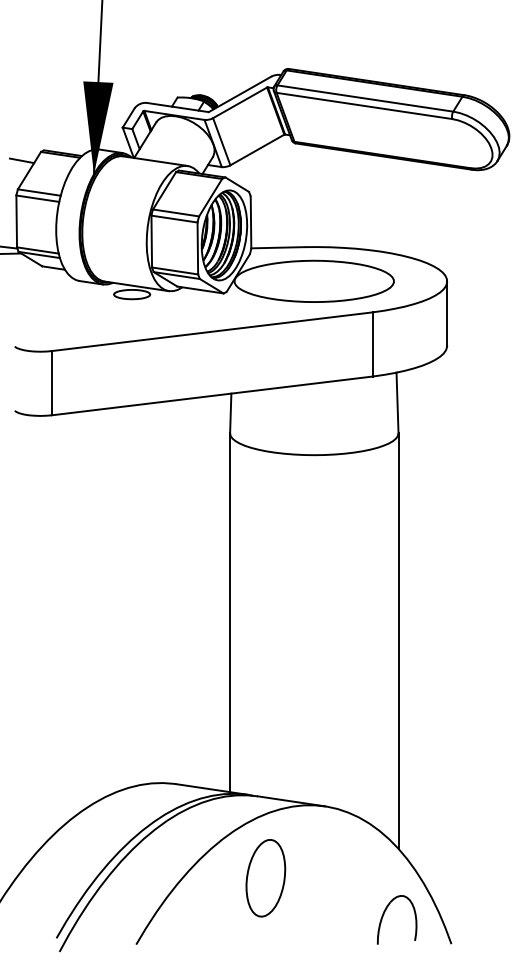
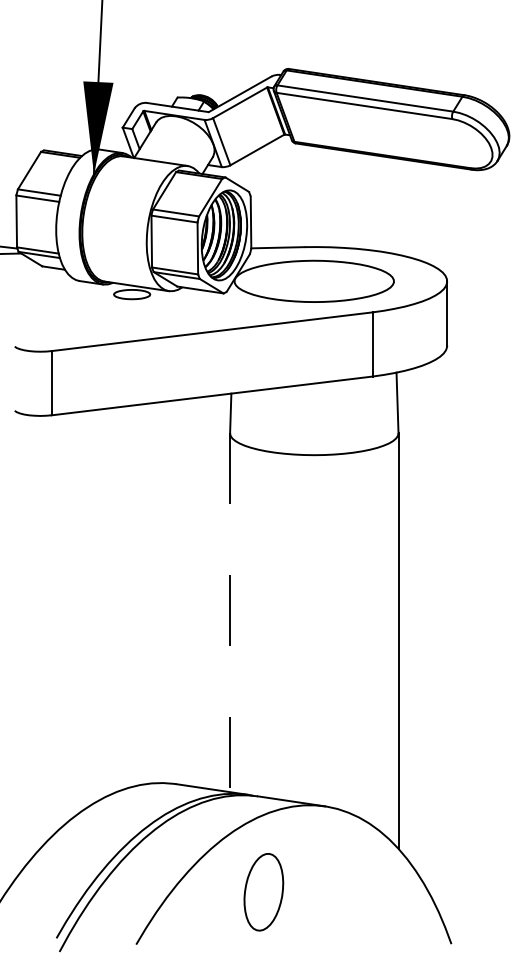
line: present -> none (21, 160)
line: solid -> dashed (230, 613)
part position: (265, 878) -> (263, 892) (263, 892)
part: present -> none (384, 914)
